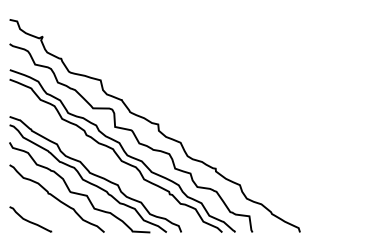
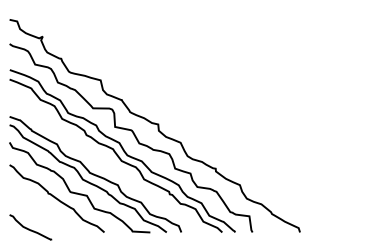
curve position: (29, 220) -> (29, 228) (29, 228)
